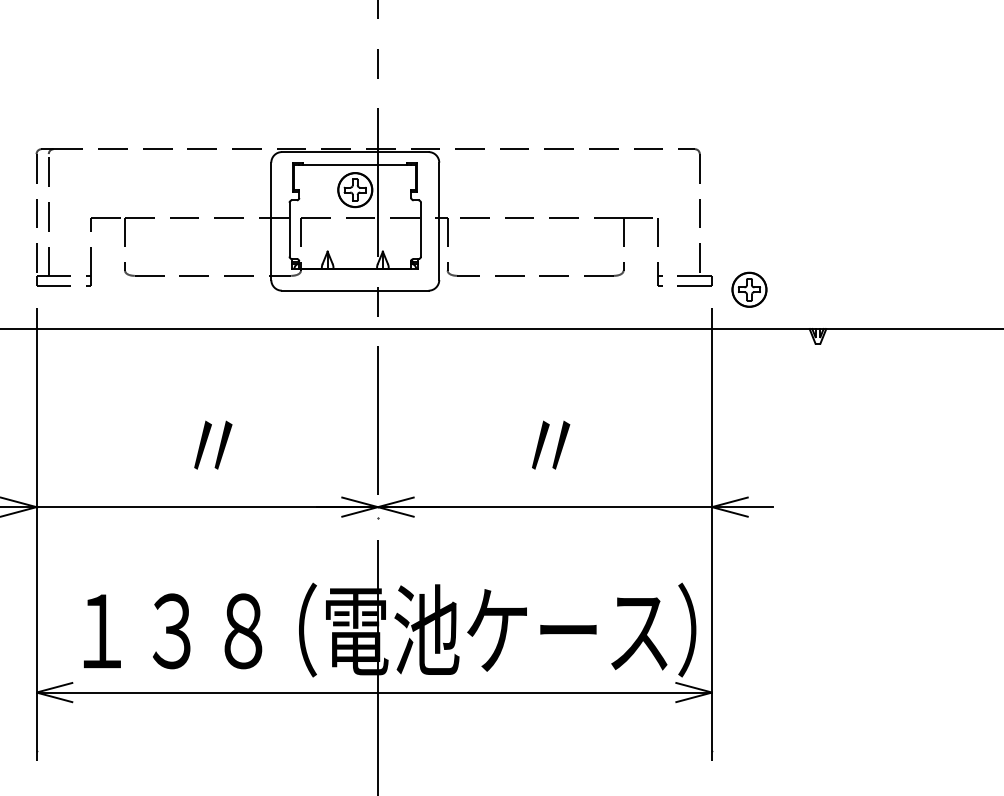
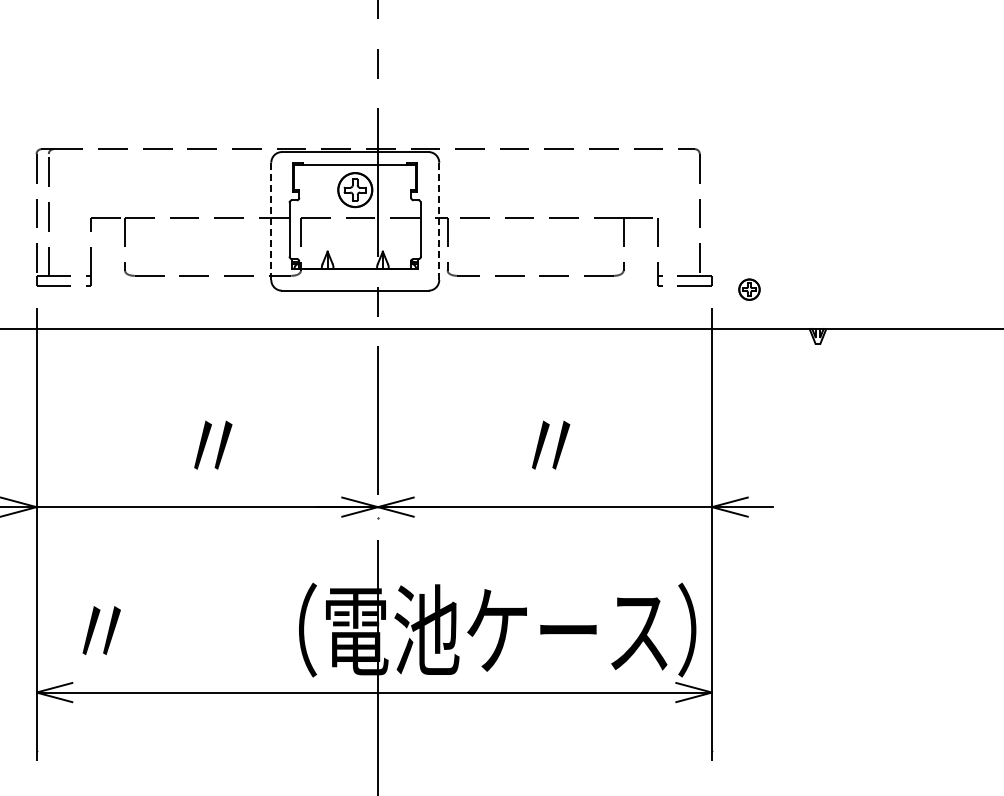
line: solid -> dashed (271, 221)
line: solid -> dashed (439, 221)
part size: 37x37 px -> 23x23 px (749, 289)
text: １３８ -> 〃 (172, 631)
